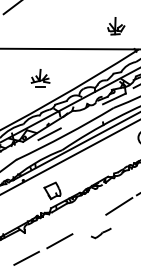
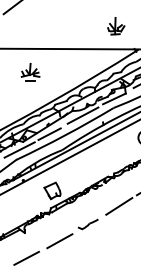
part position: (40, 78) -> (30, 72) (30, 72)
line: none -> present (82, 115)
line: none -> present (19, 149)
part position: (101, 233) -> (88, 224) (88, 224)
